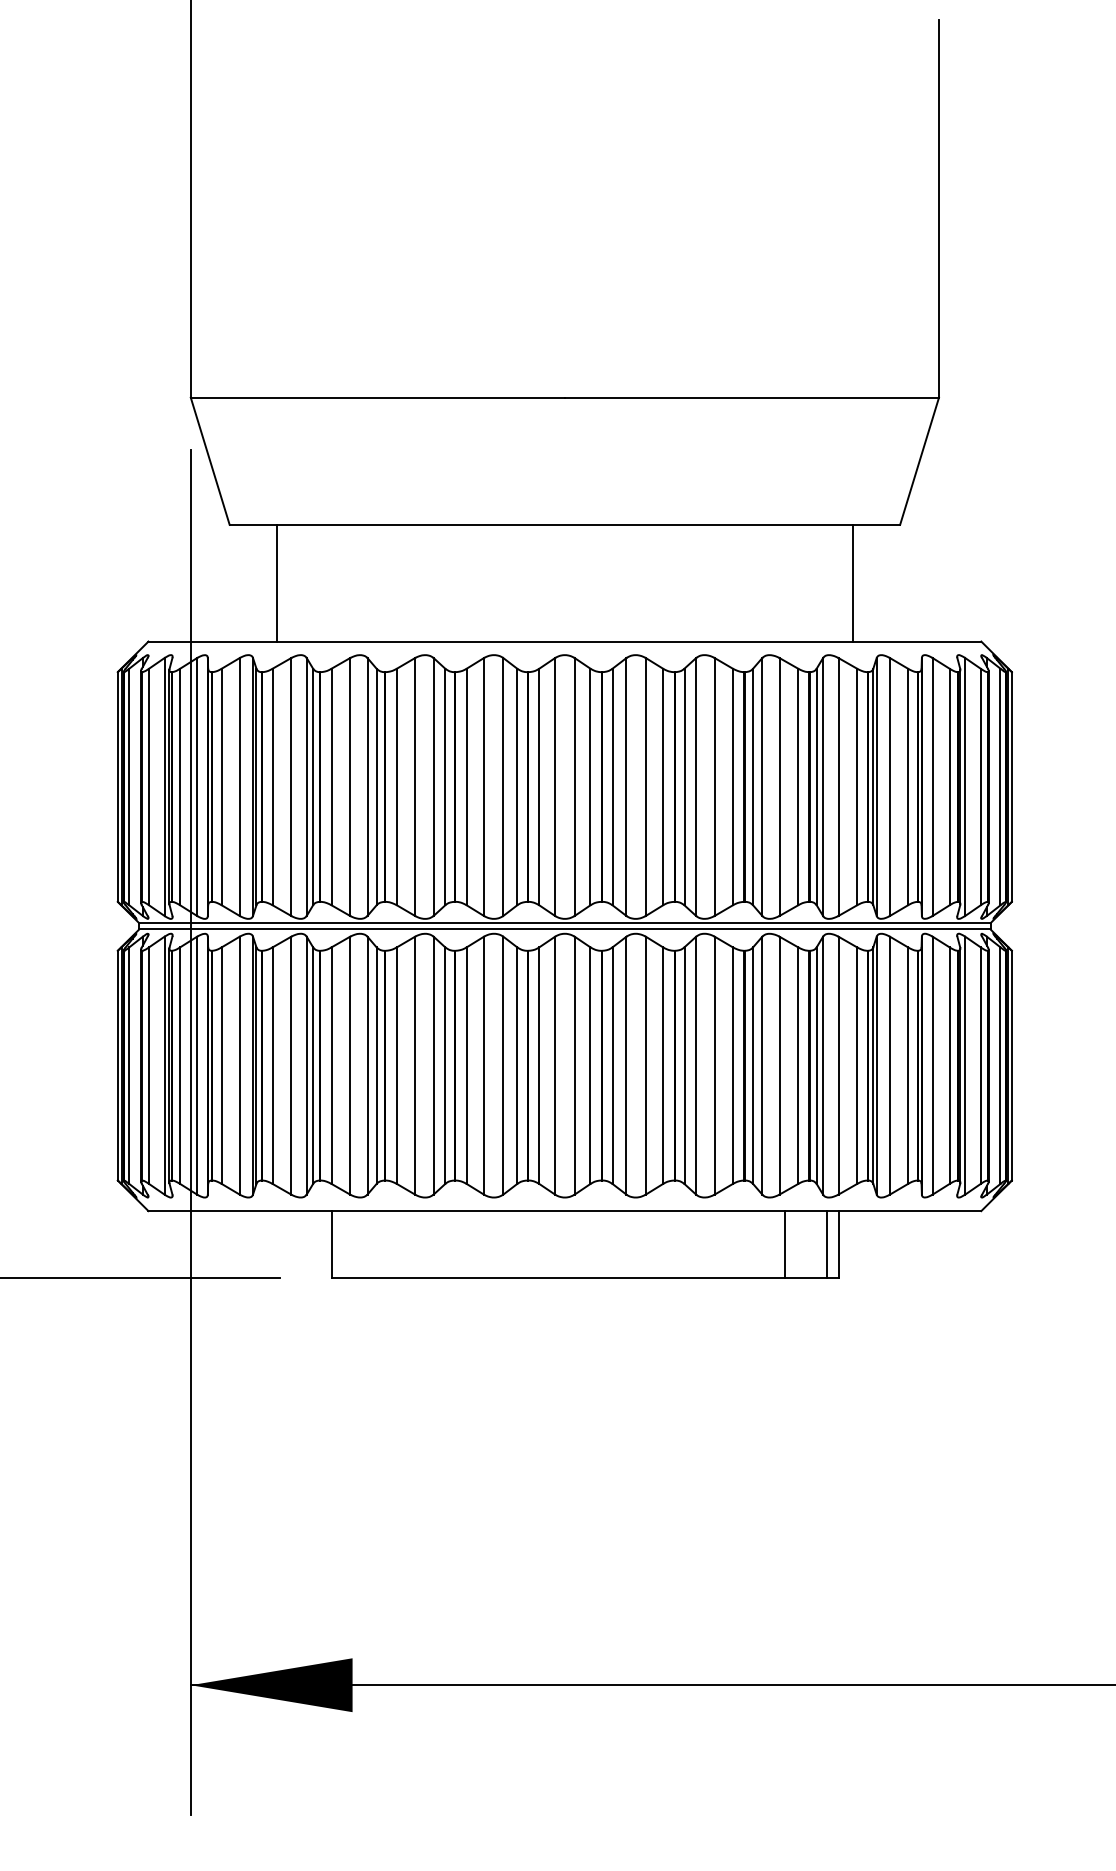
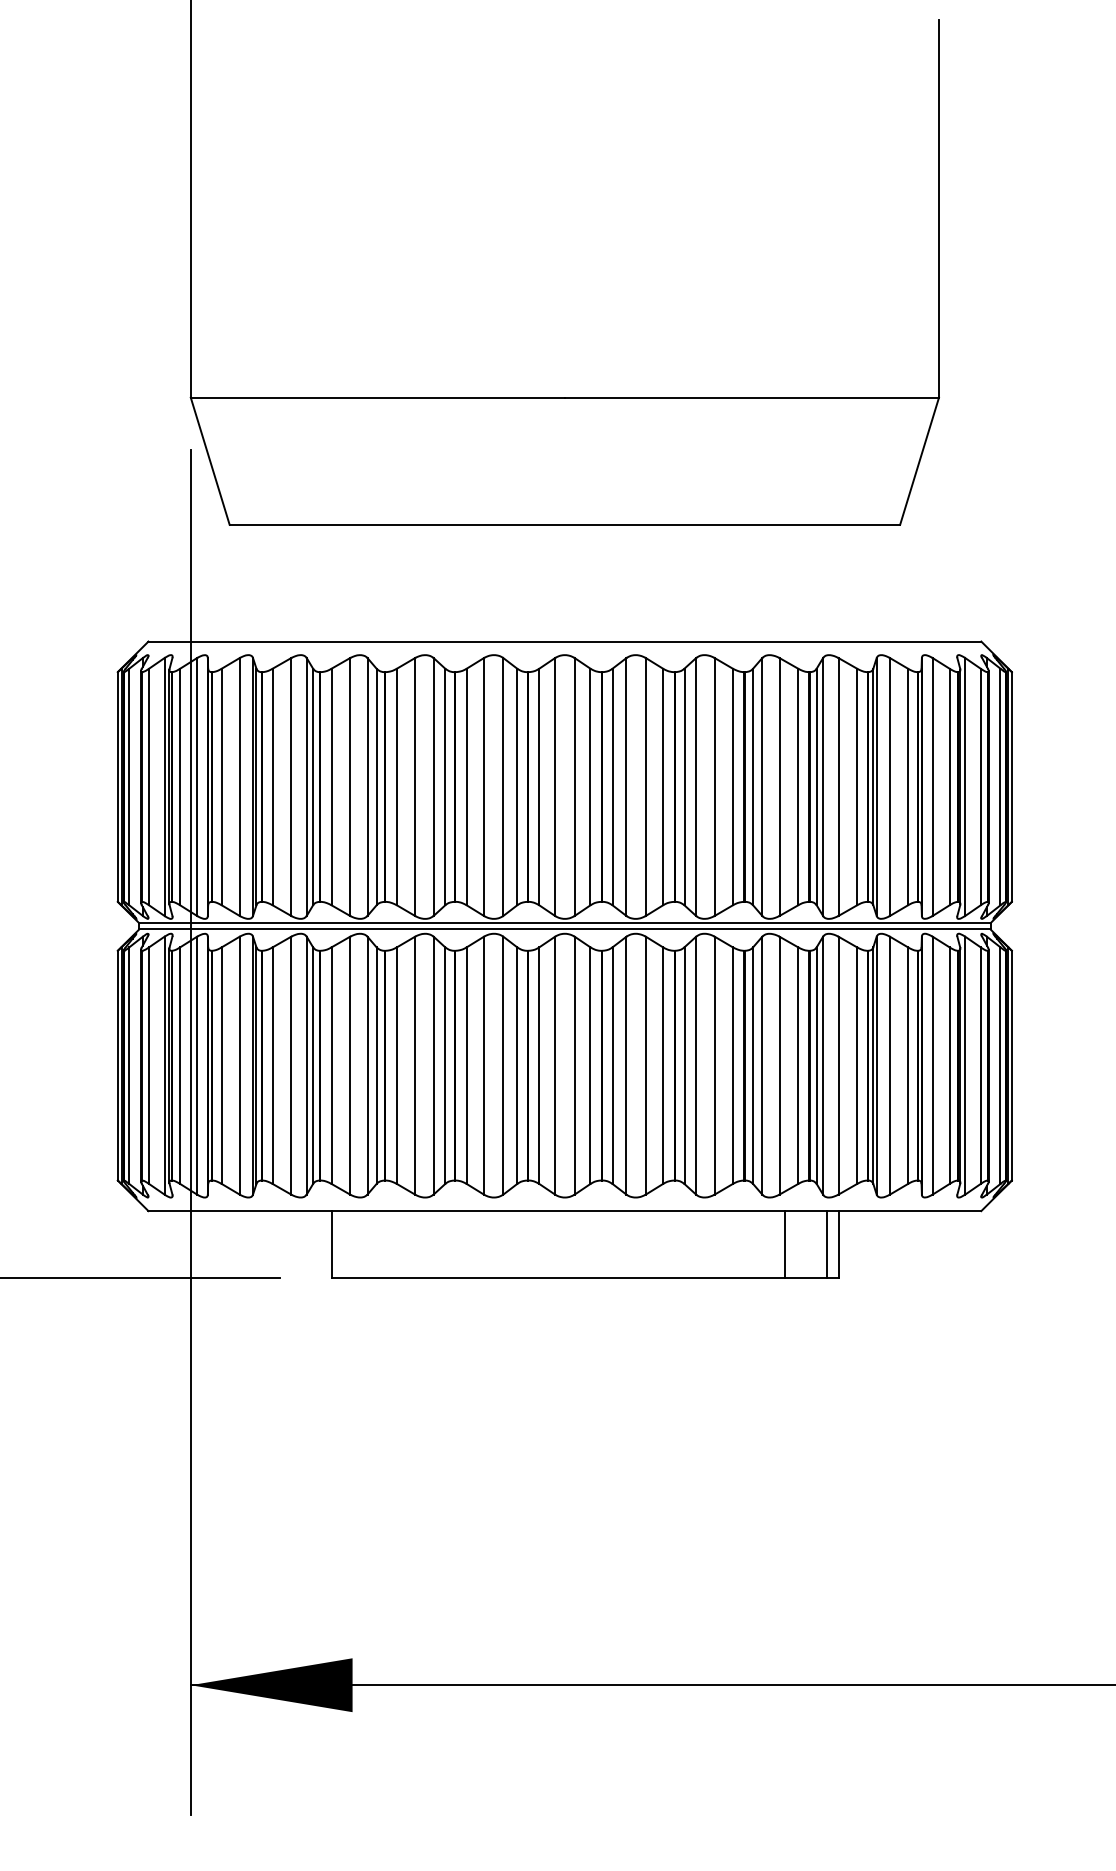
line: present -> none (277, 582)
line: present -> none (852, 582)
